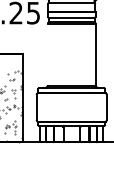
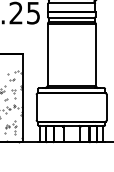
line: none -> present (47, 54)
